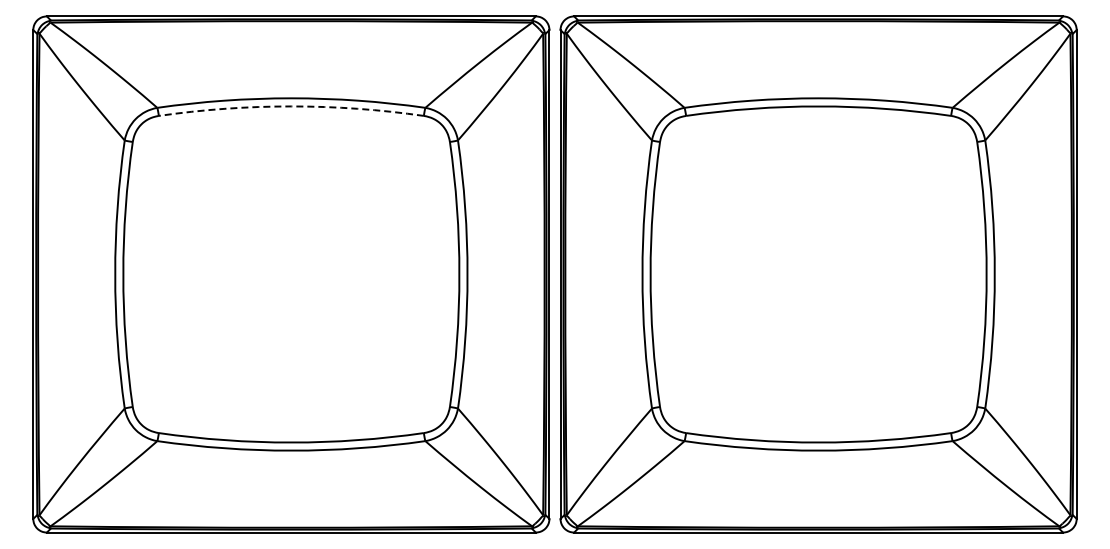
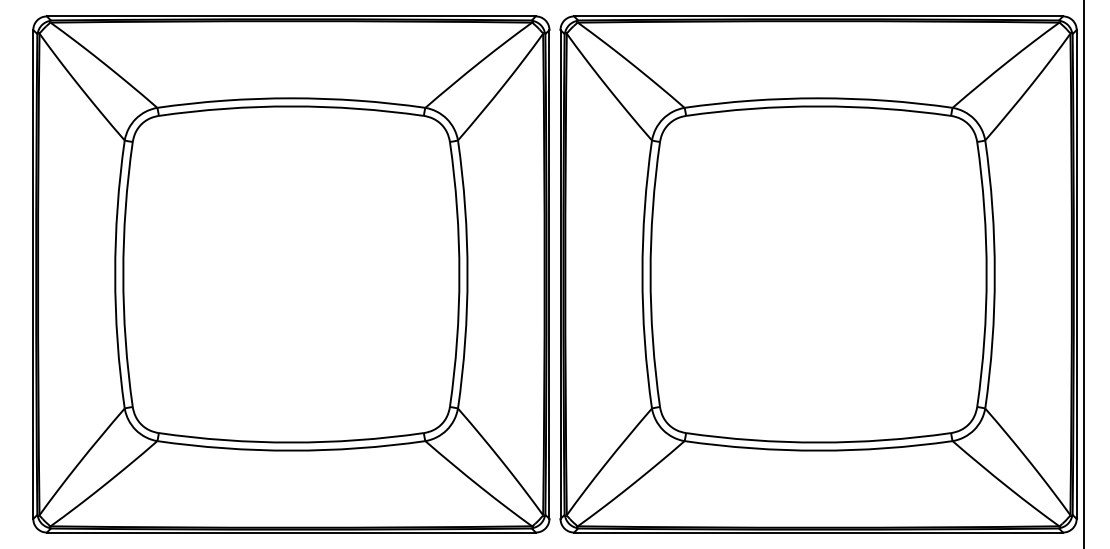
arc: dashed -> solid (291, 106)
line: none -> present (1084, 273)
